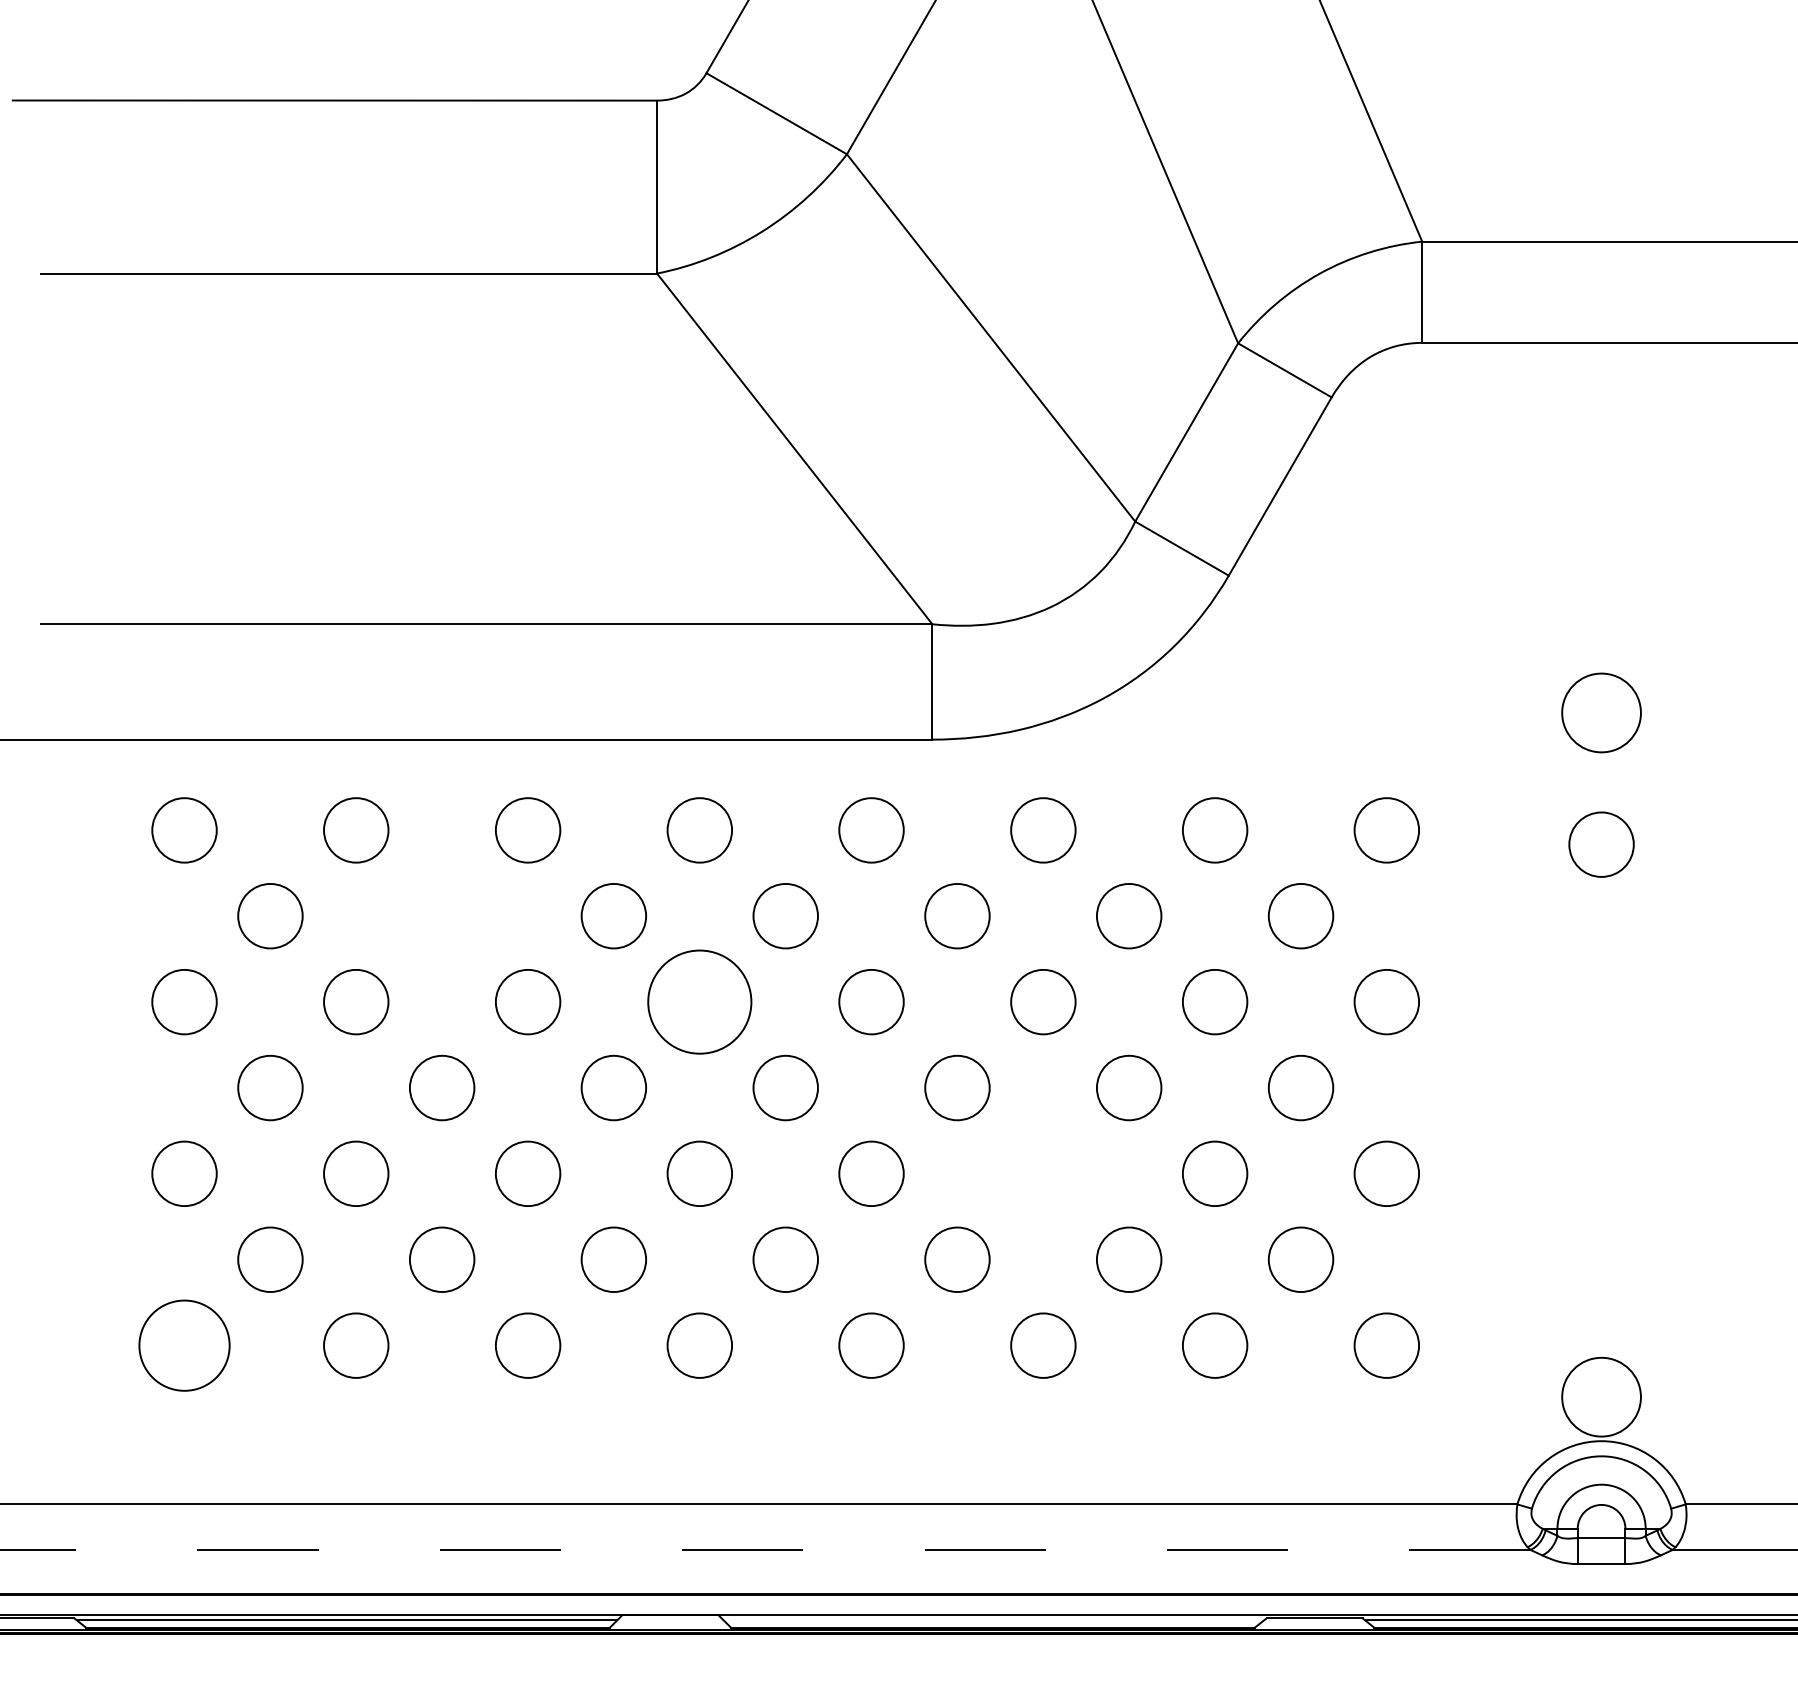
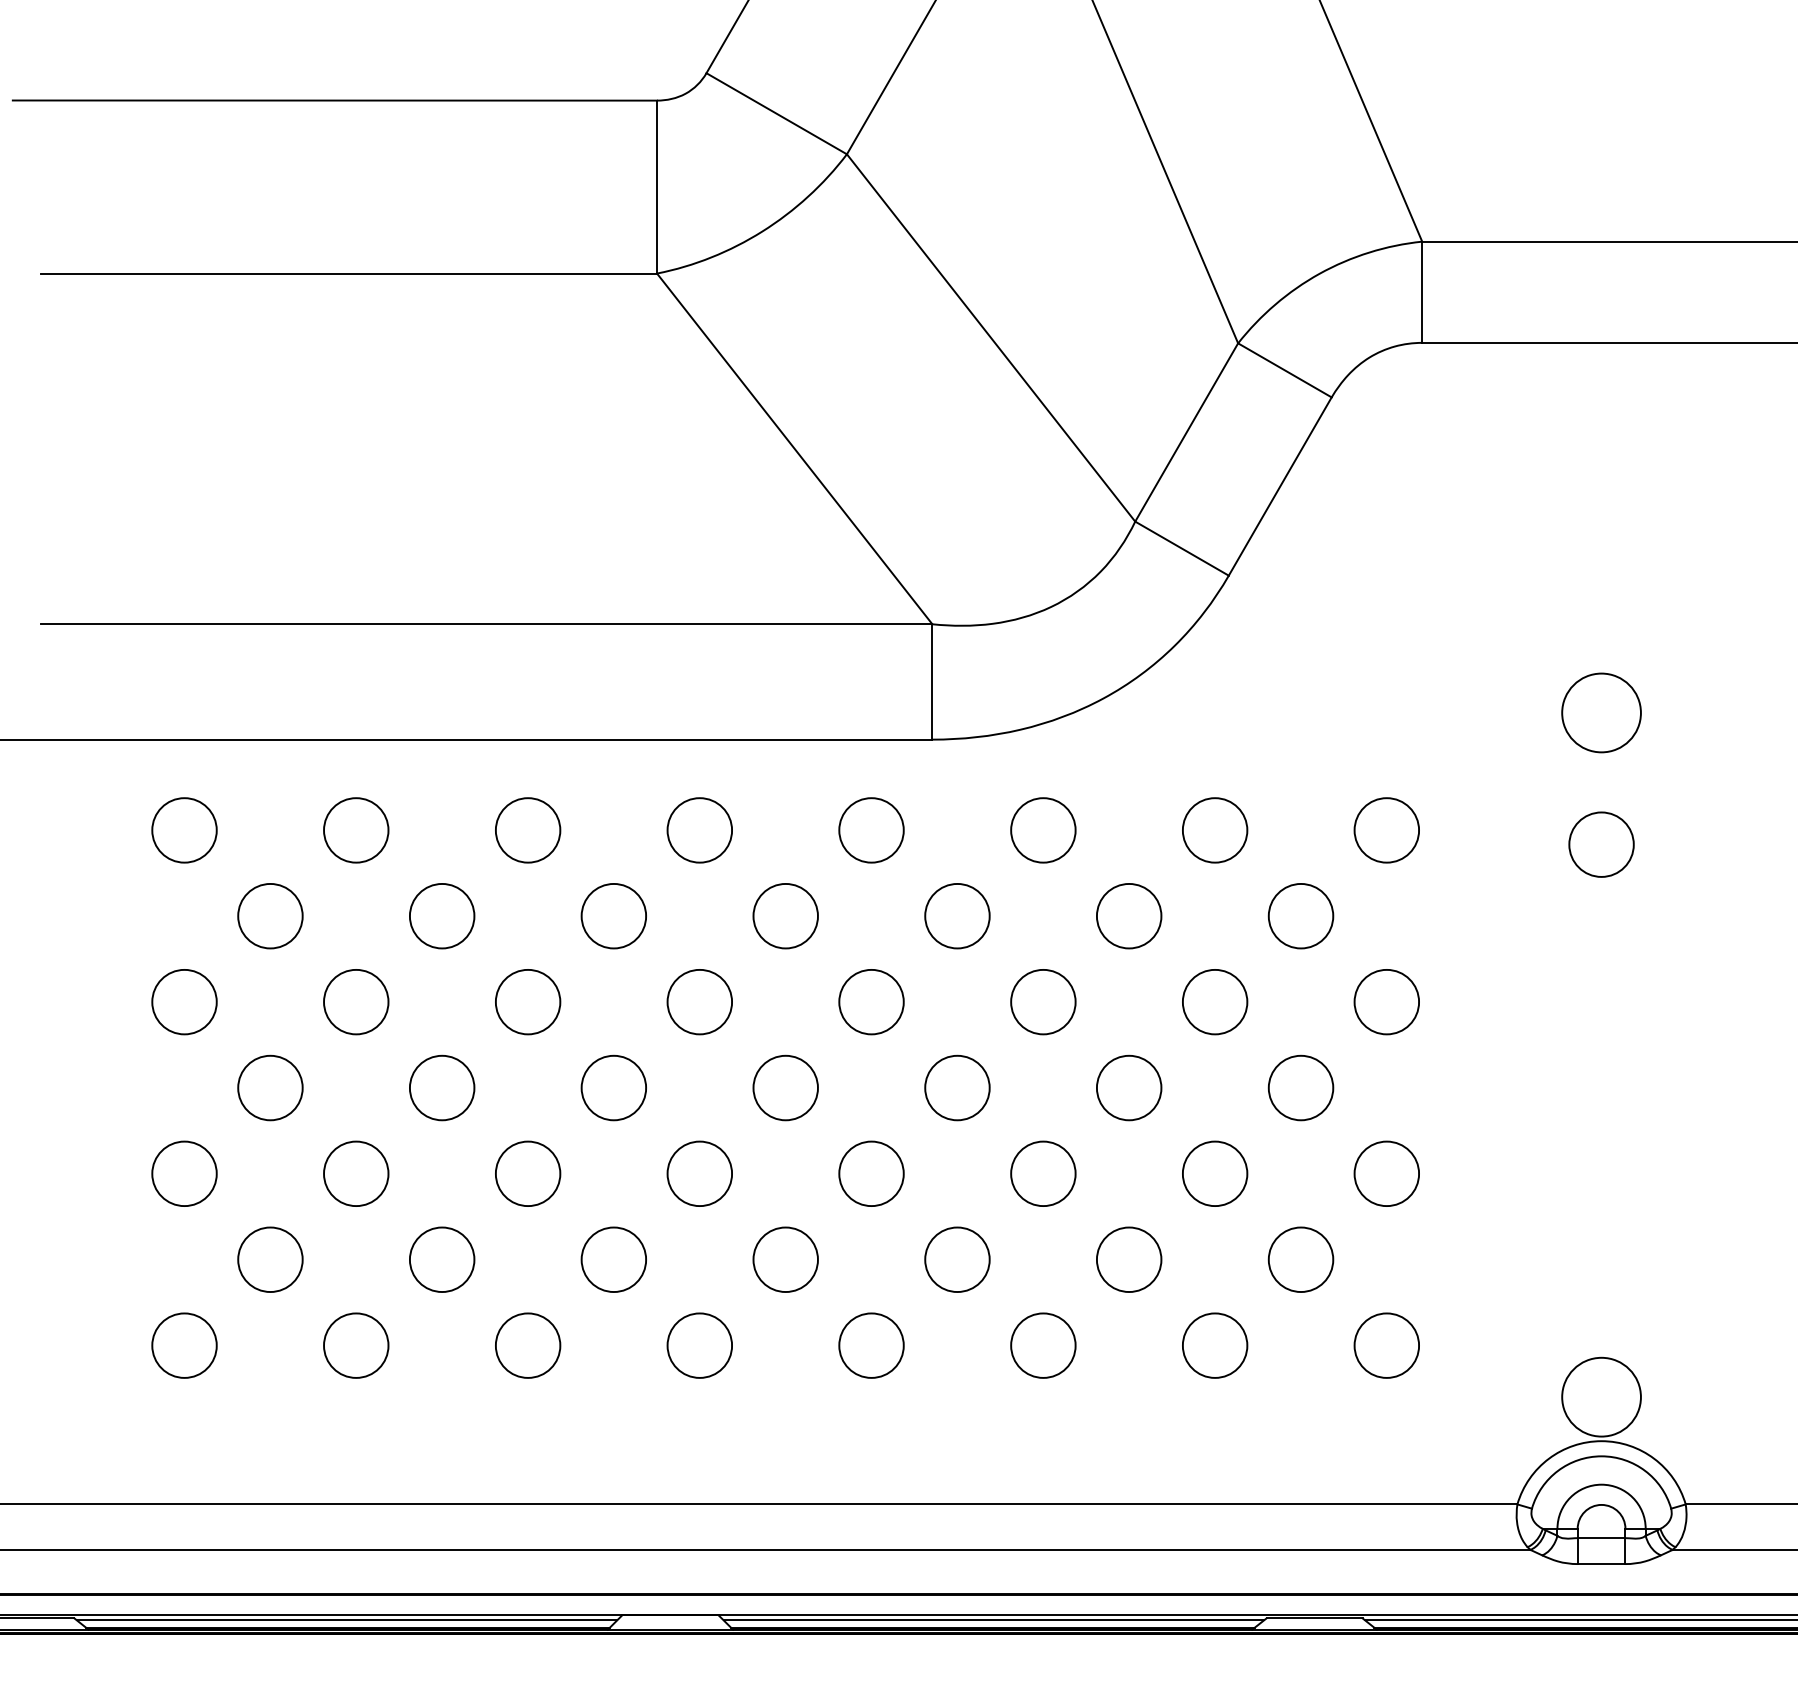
circle: none -> present (442, 916)
circle diameter: 103 px -> 64 px (699, 1001)
circle: none -> present (1043, 1173)
circle diameter: 90 px -> 64 px (184, 1345)
line: dashed -> solid (765, 1549)
line: none -> present (993, 1620)
